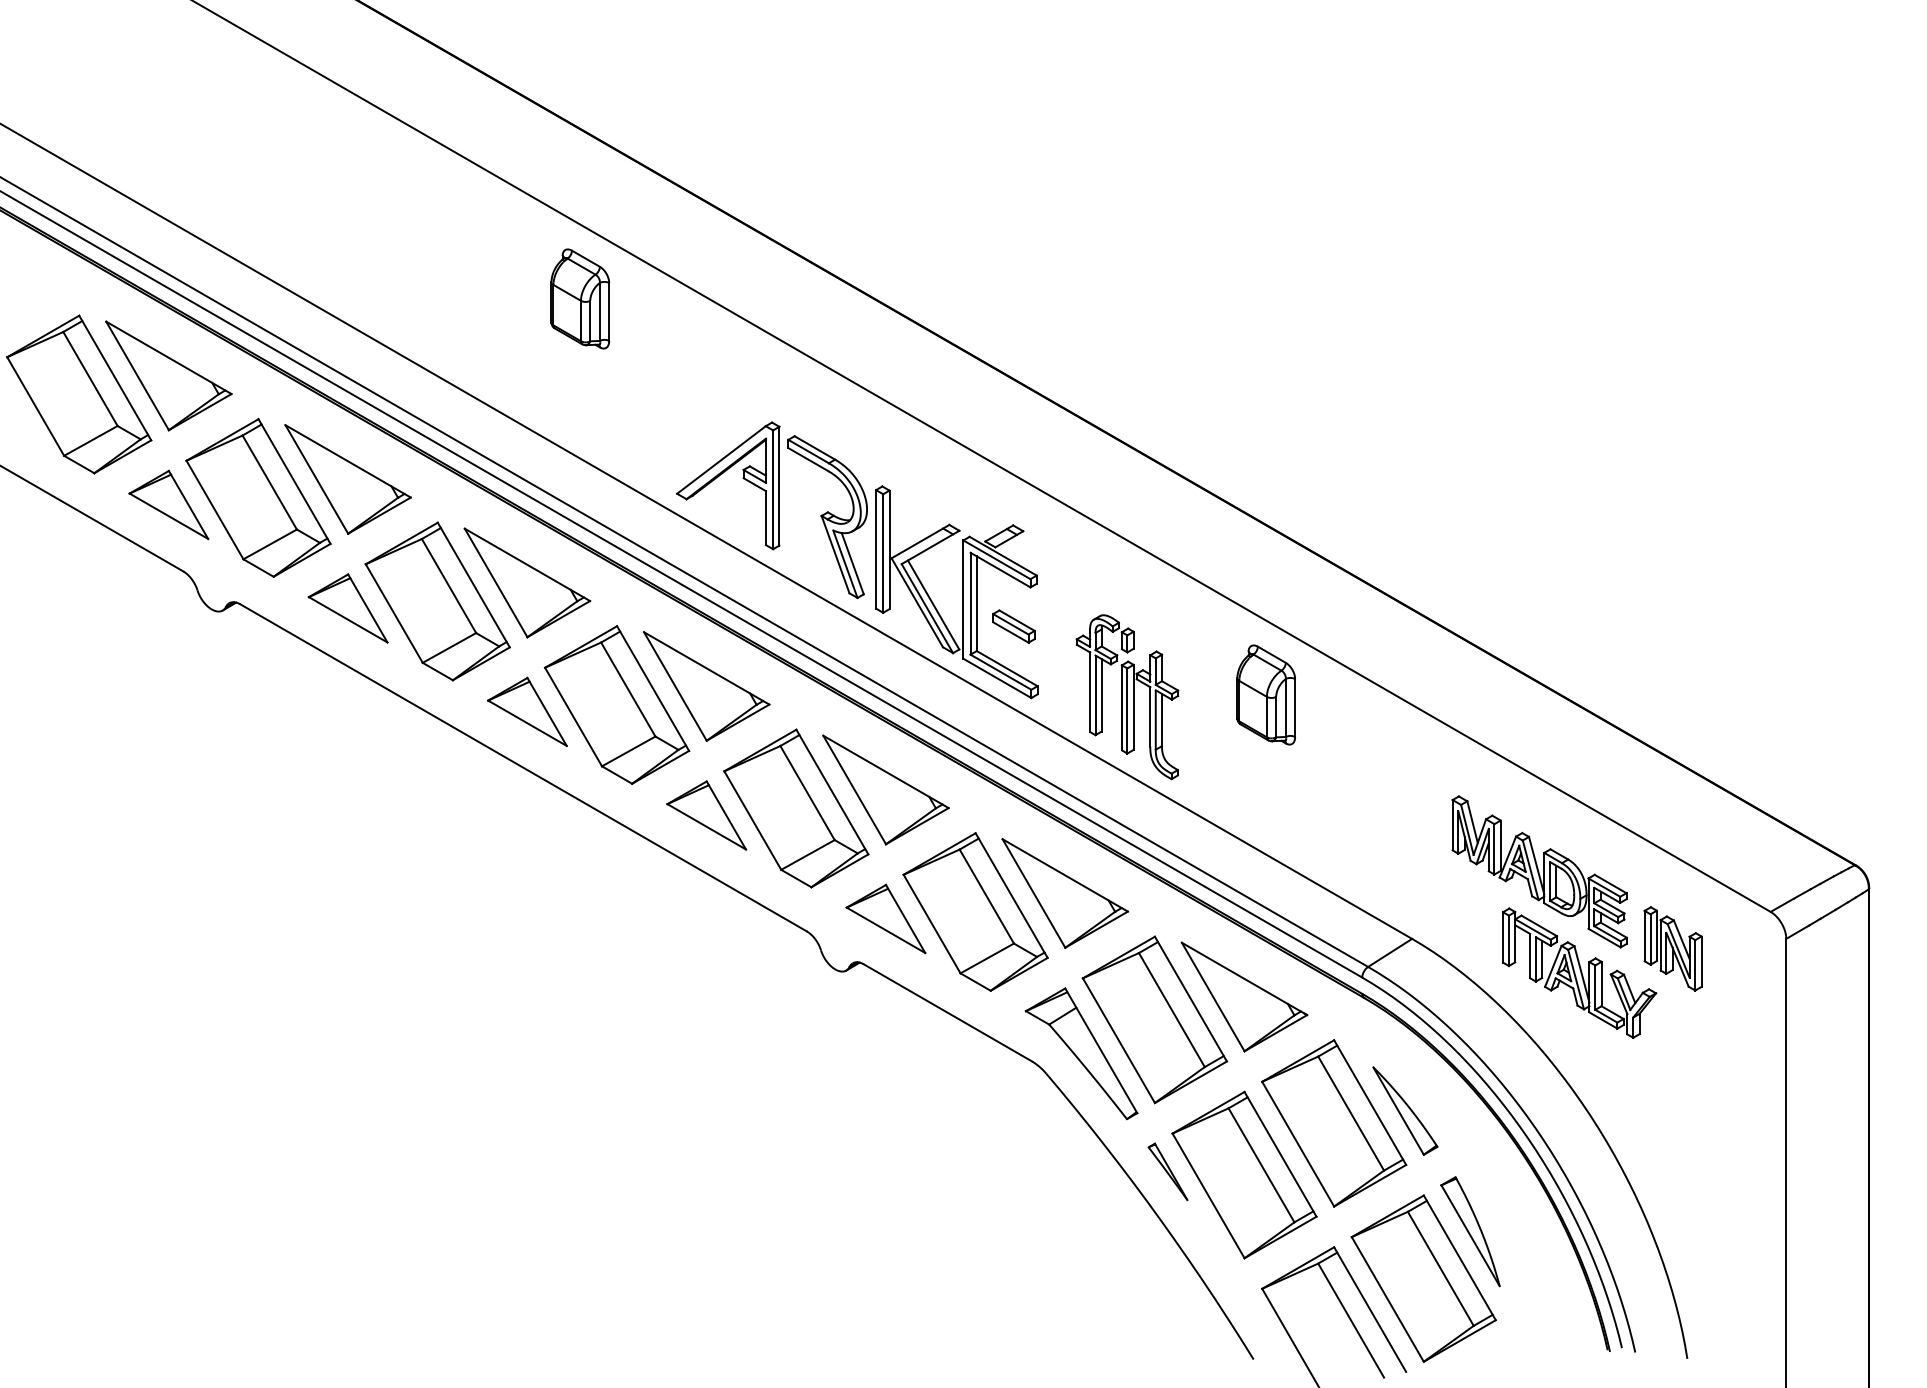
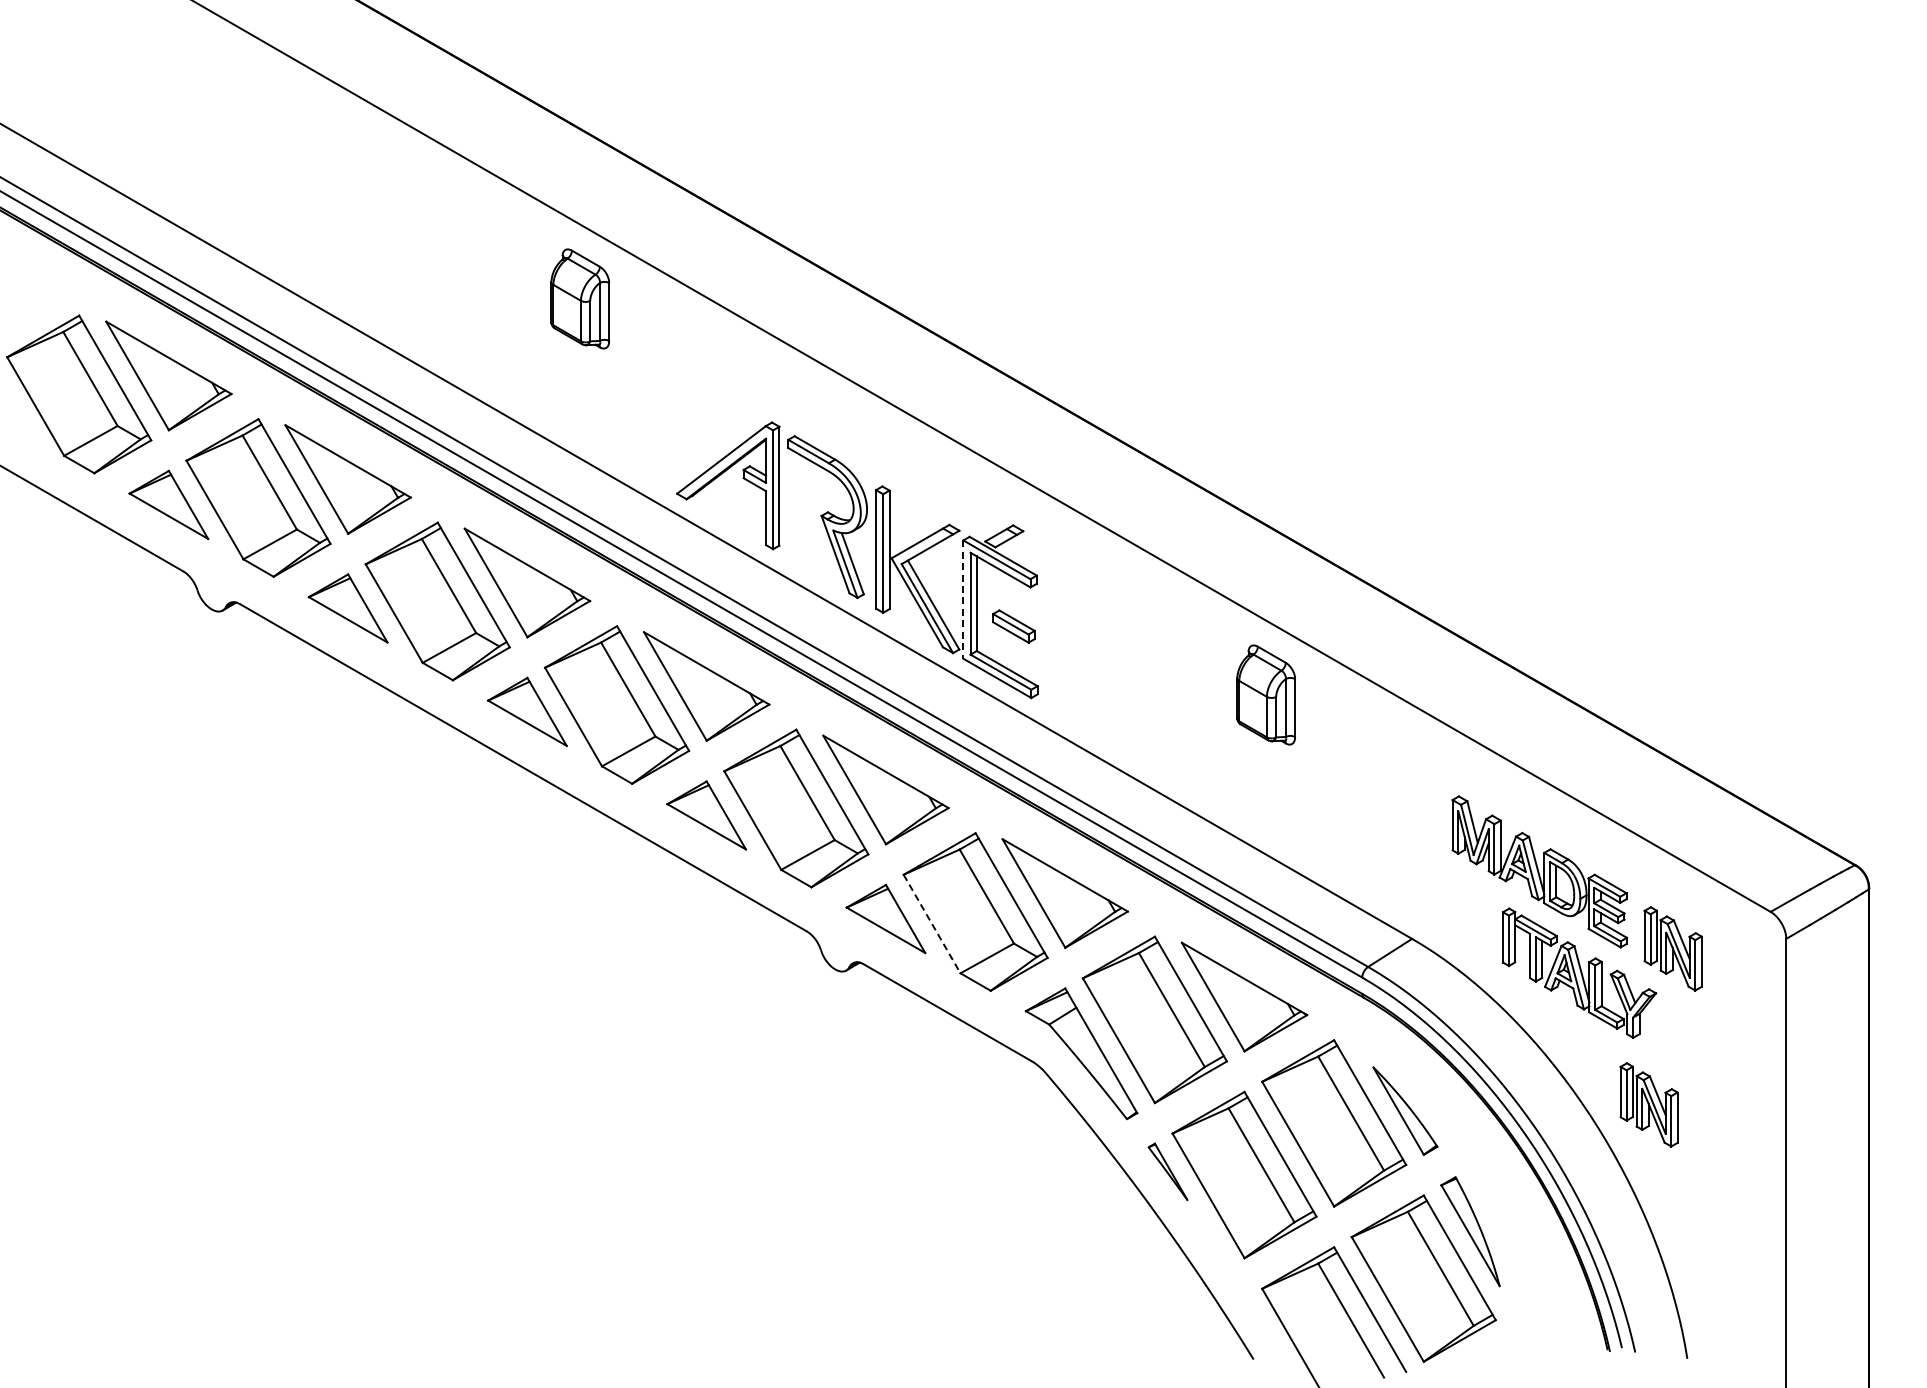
line: solid -> dashed (963, 600)
part: present -> none (1127, 697)
line: solid -> dashed (932, 924)
part: none -> present (1648, 1104)
